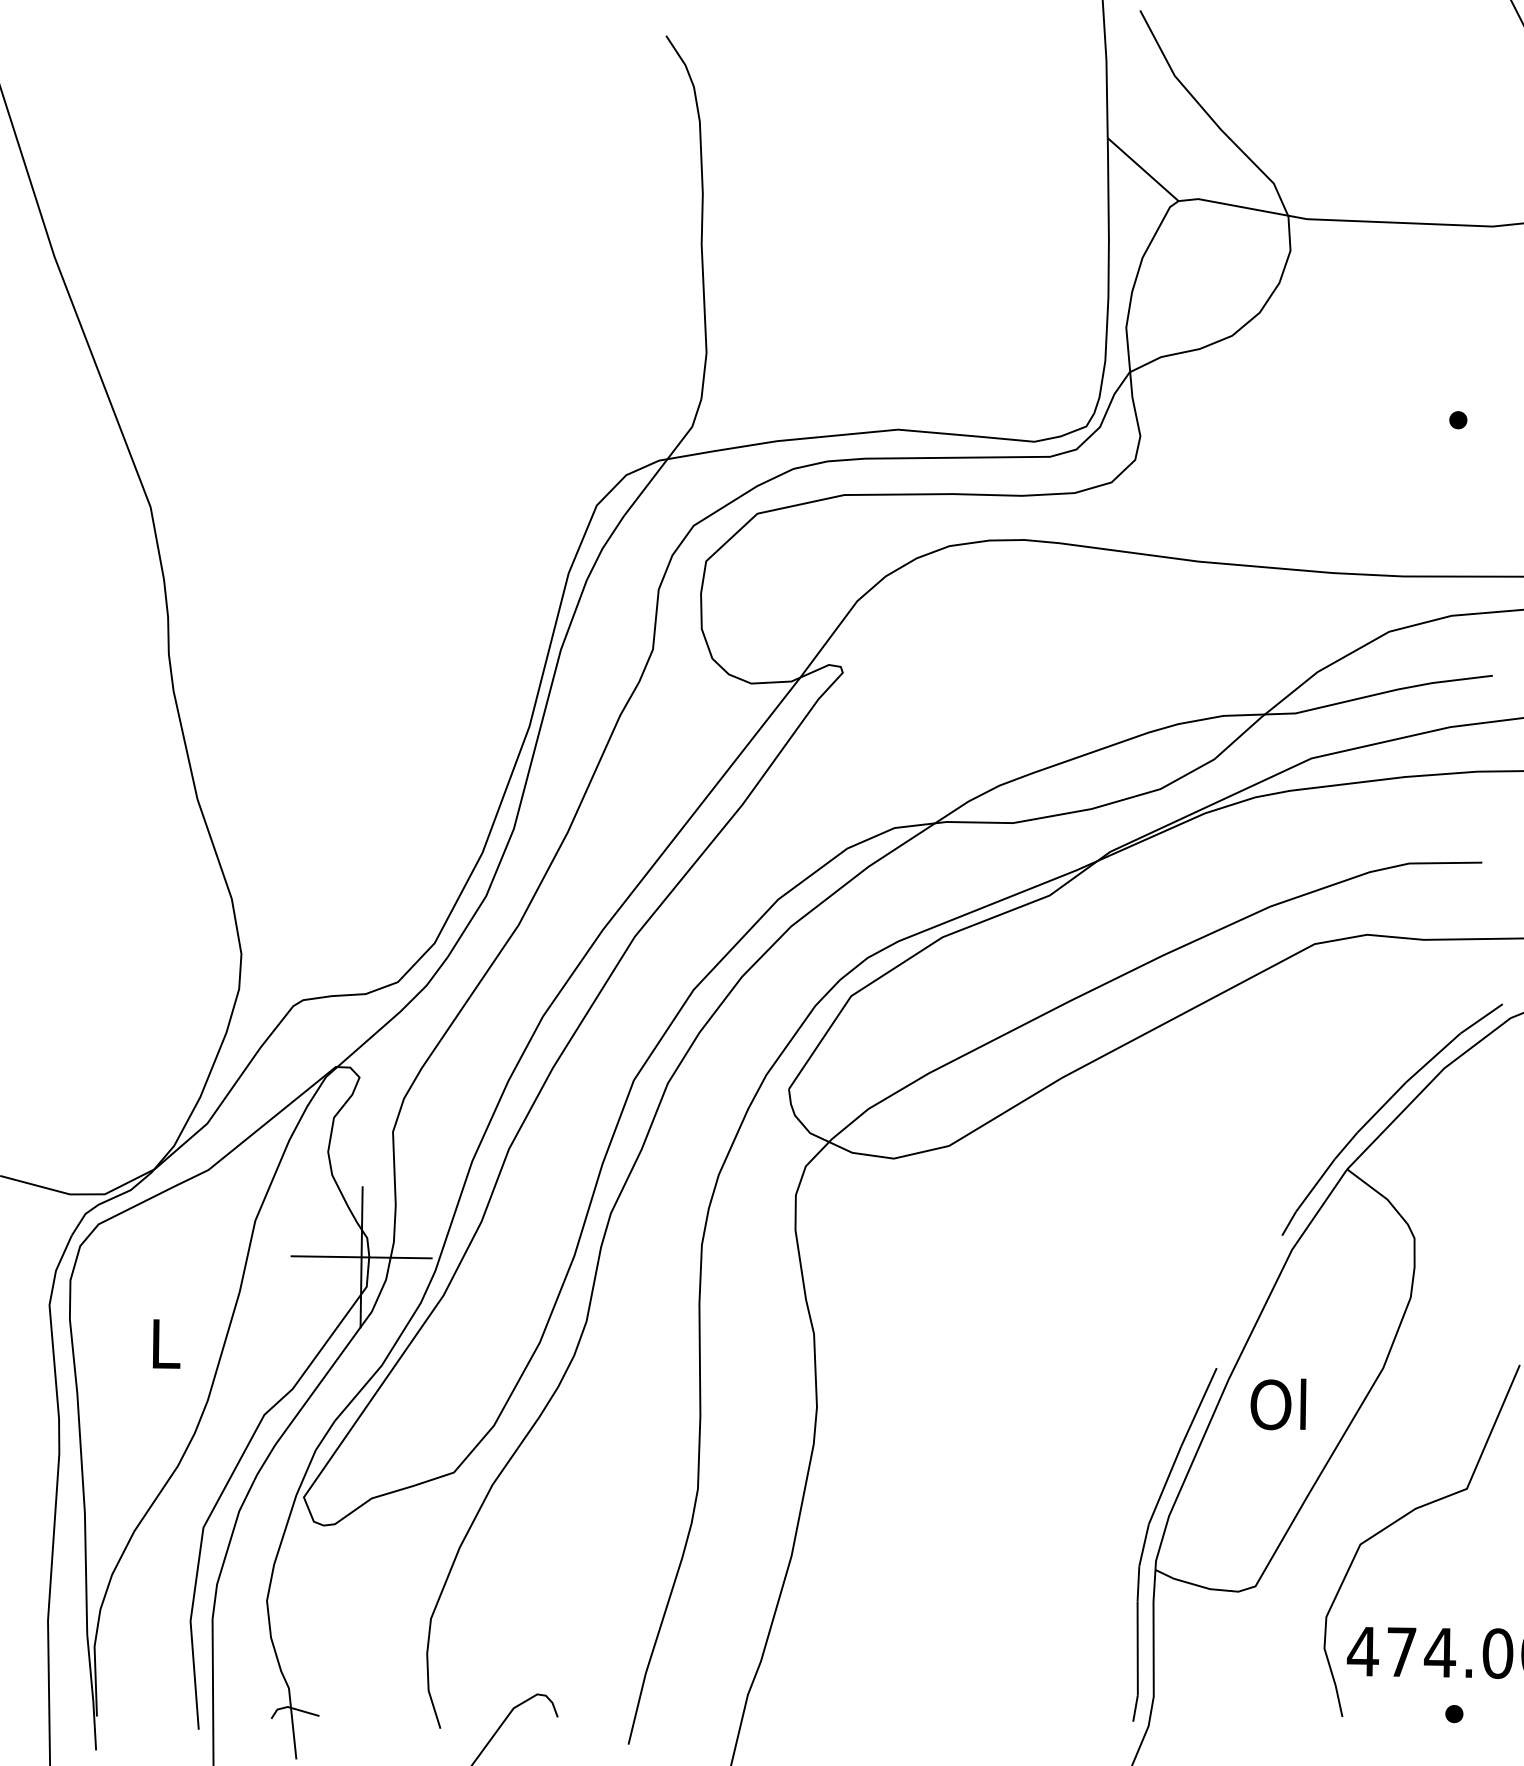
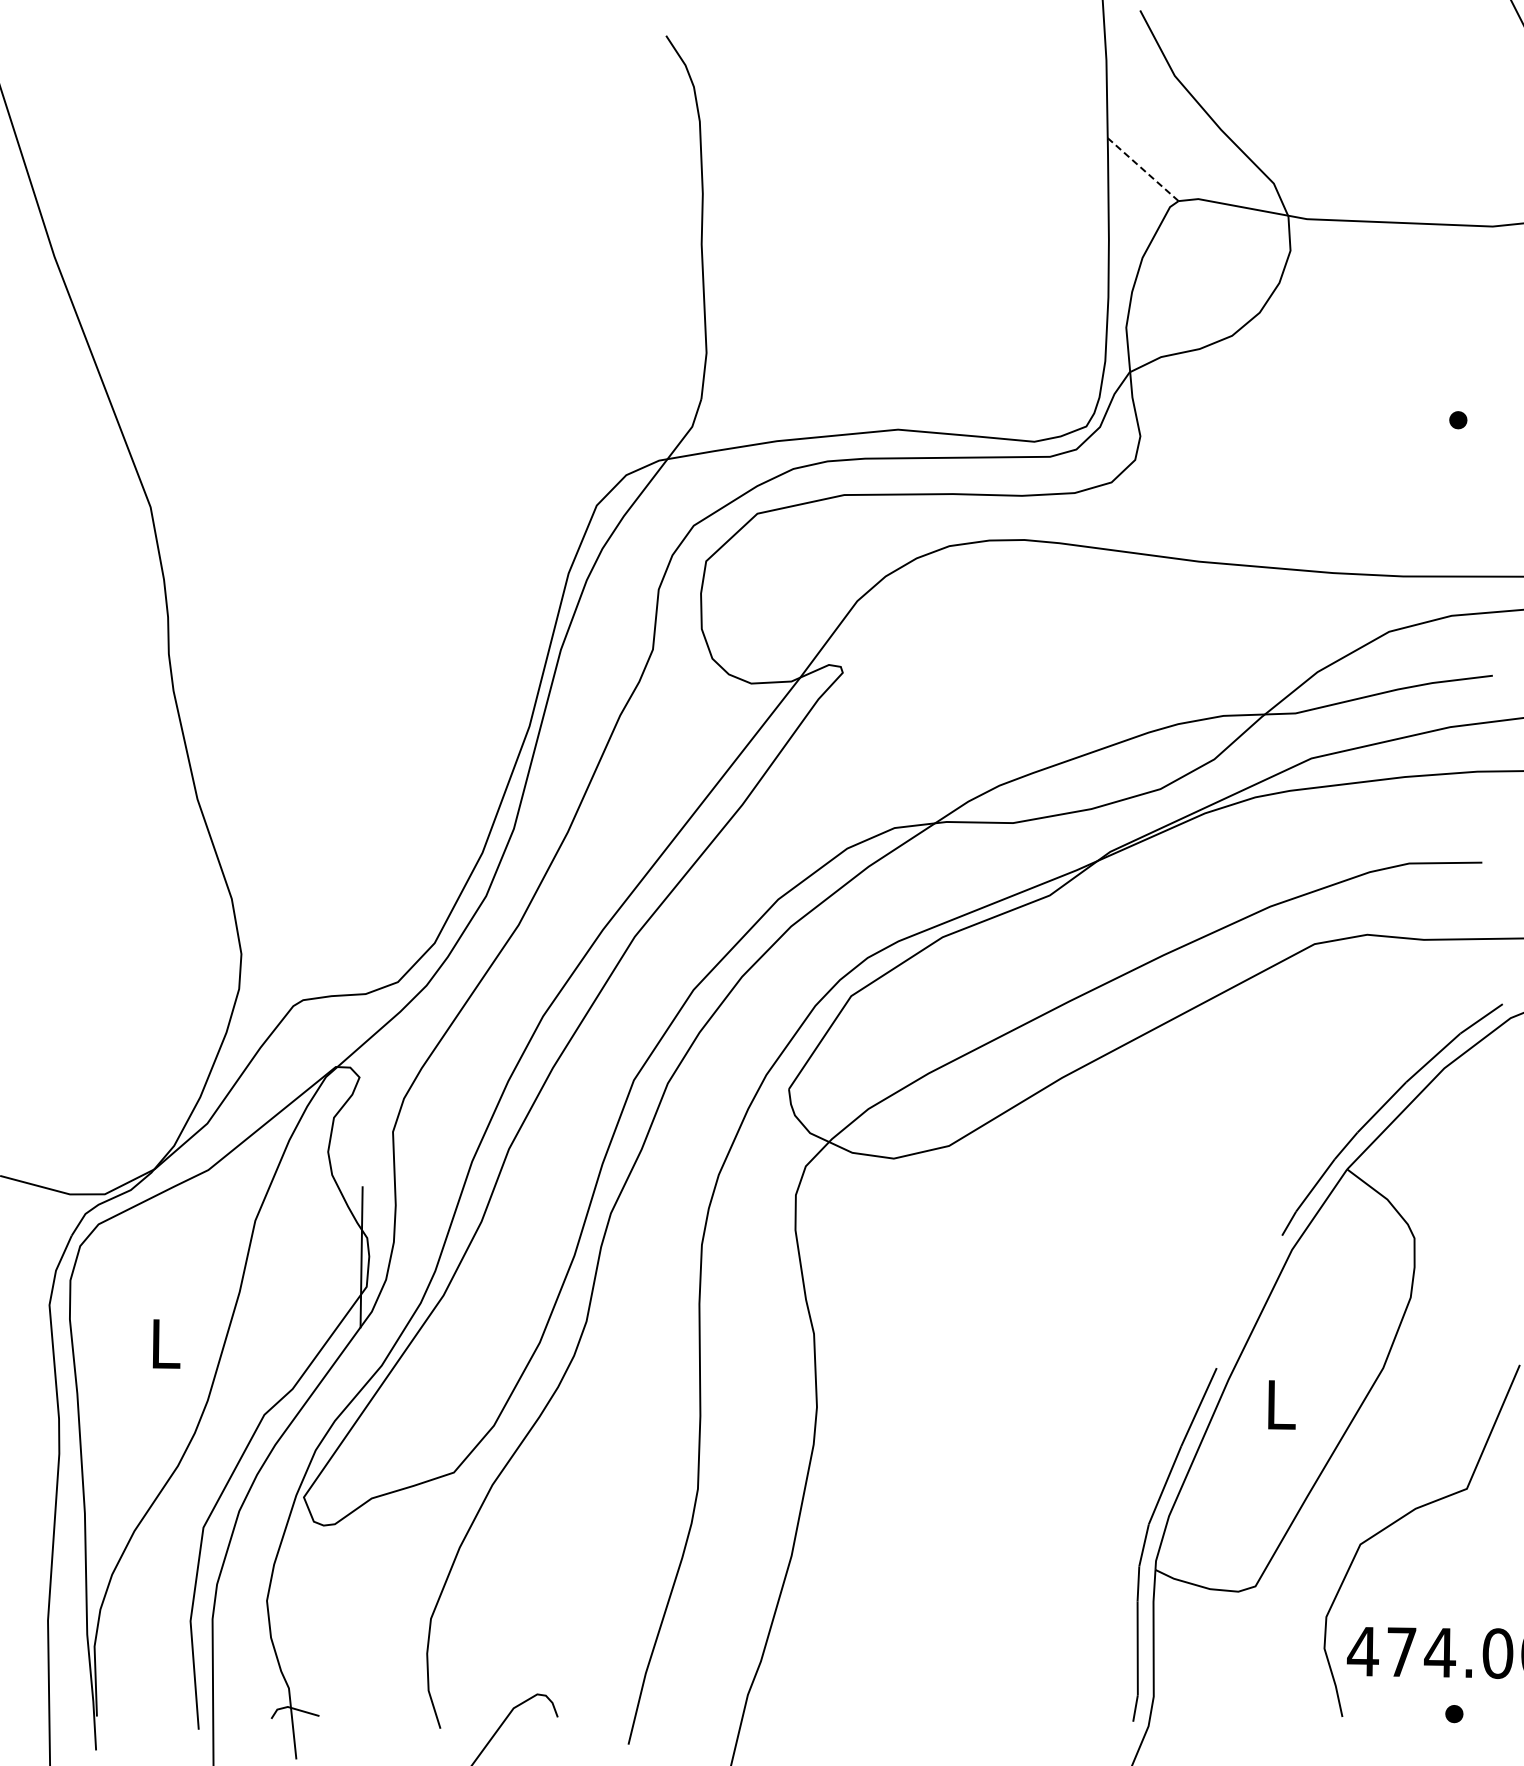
line: solid -> dashed (1142, 169)
line: present -> none (361, 1257)
text: Ol -> L (1278, 1404)
